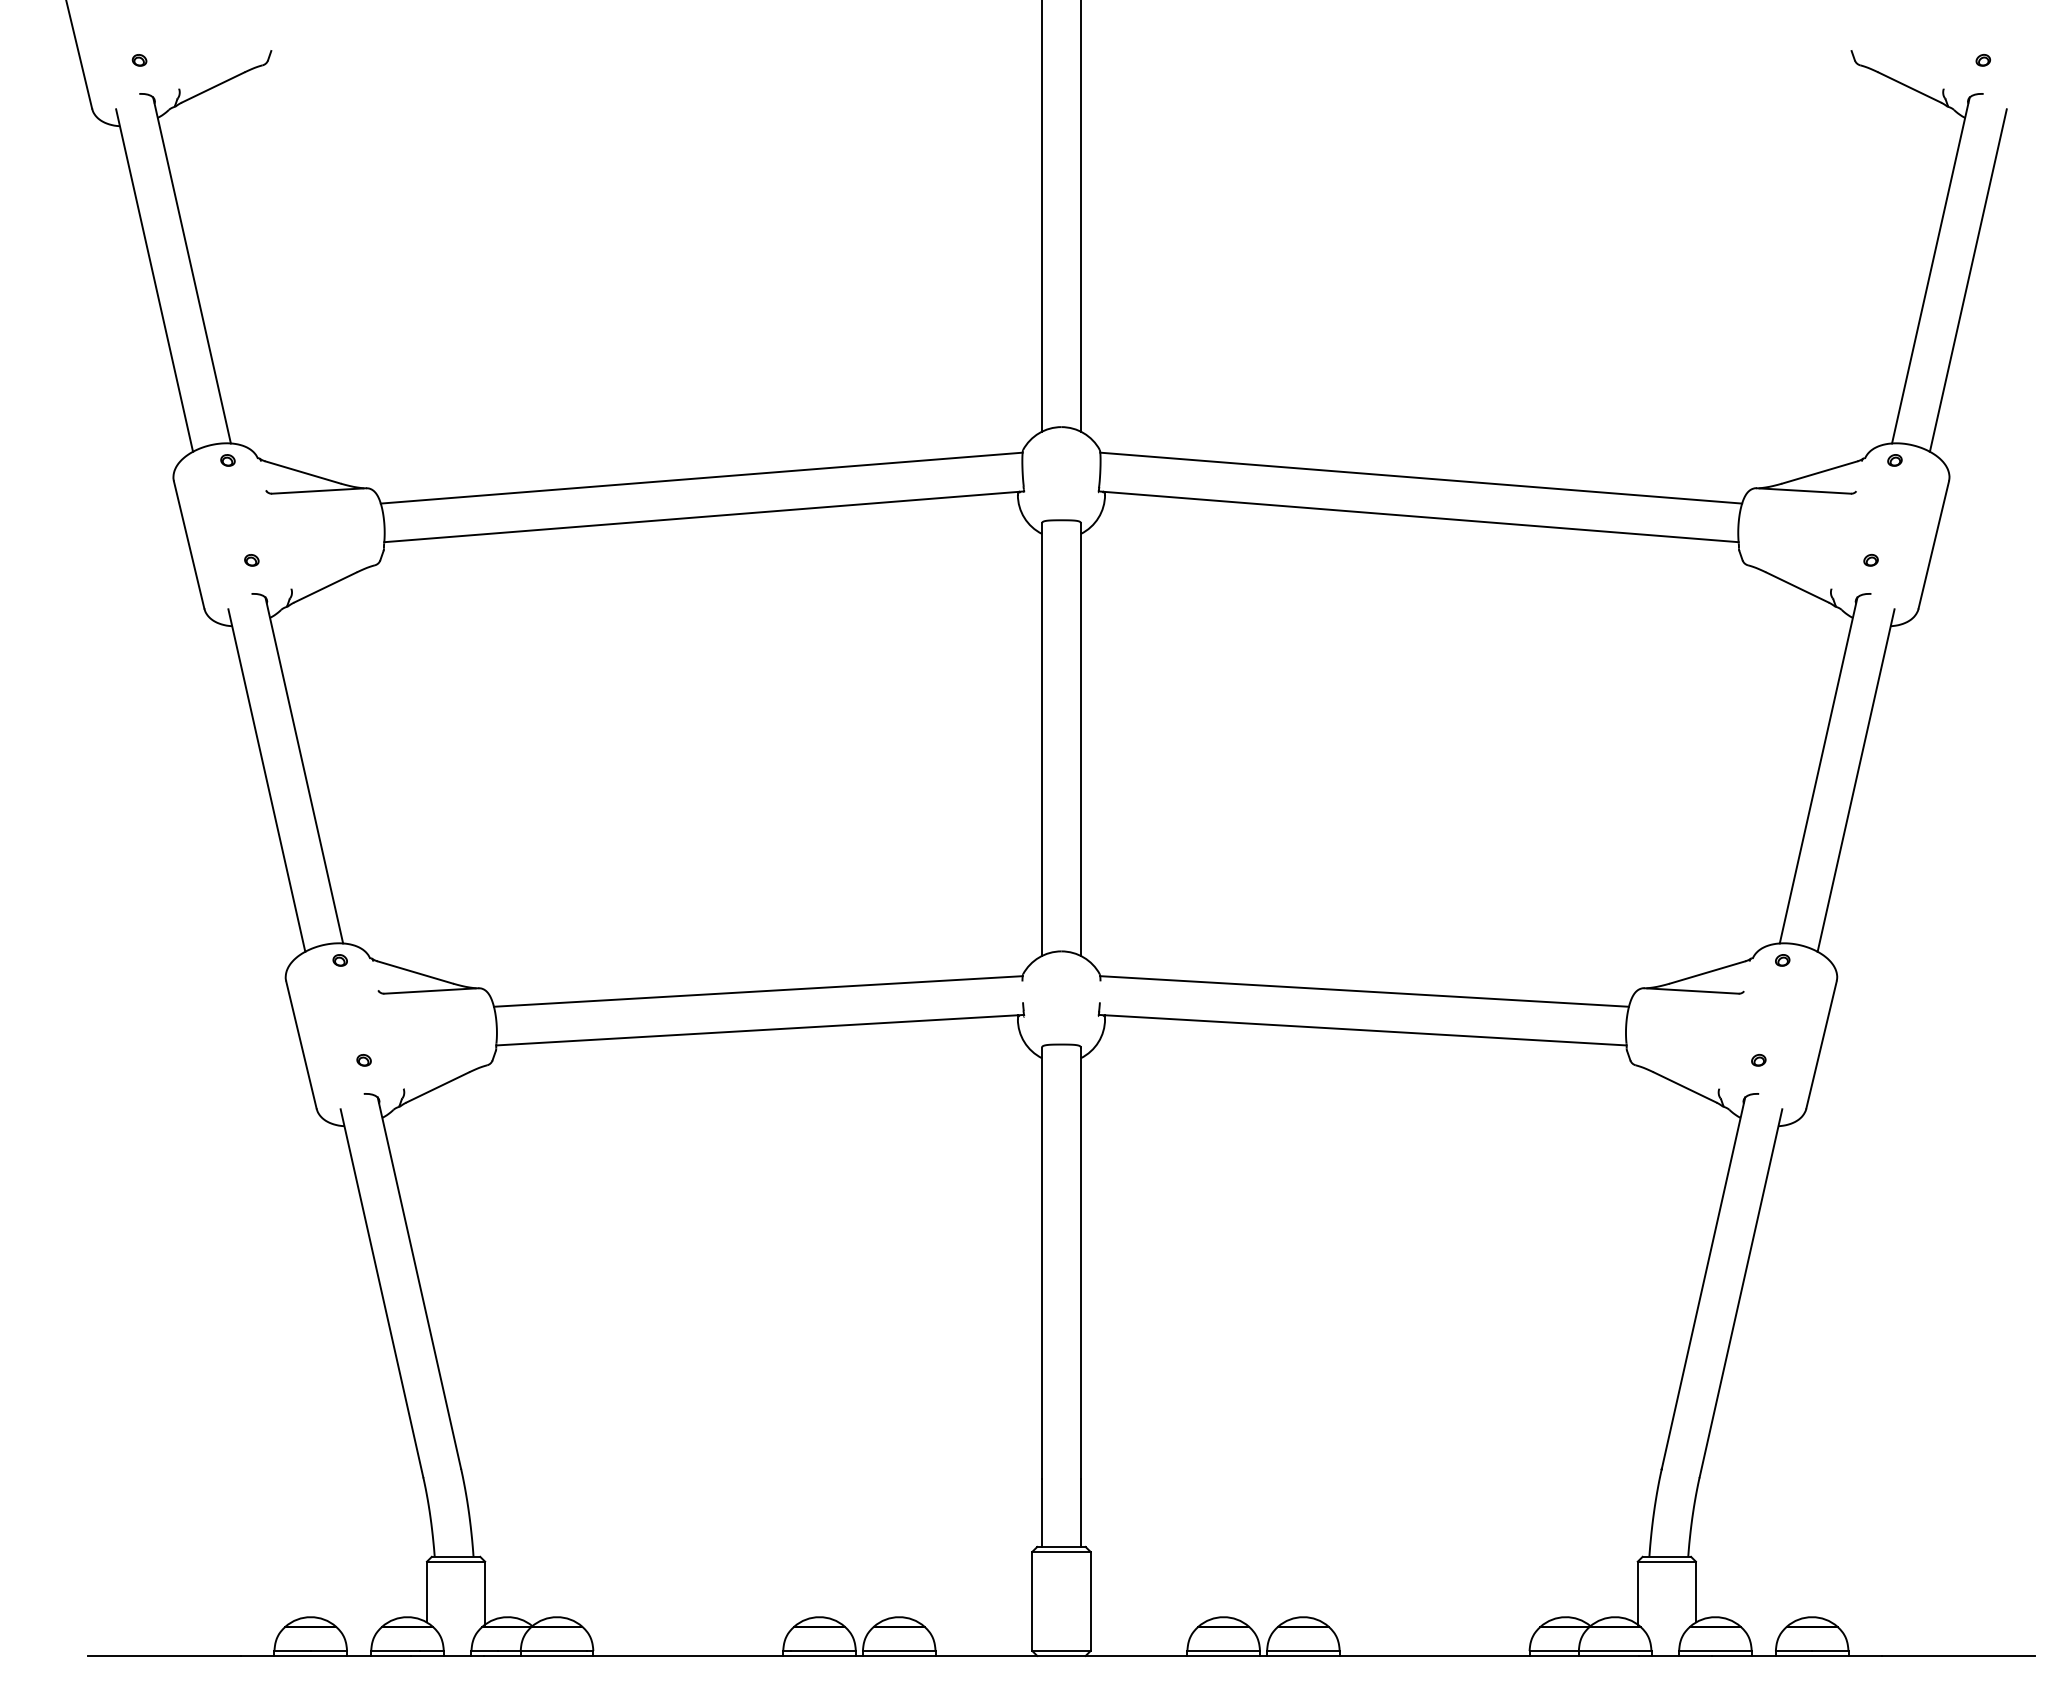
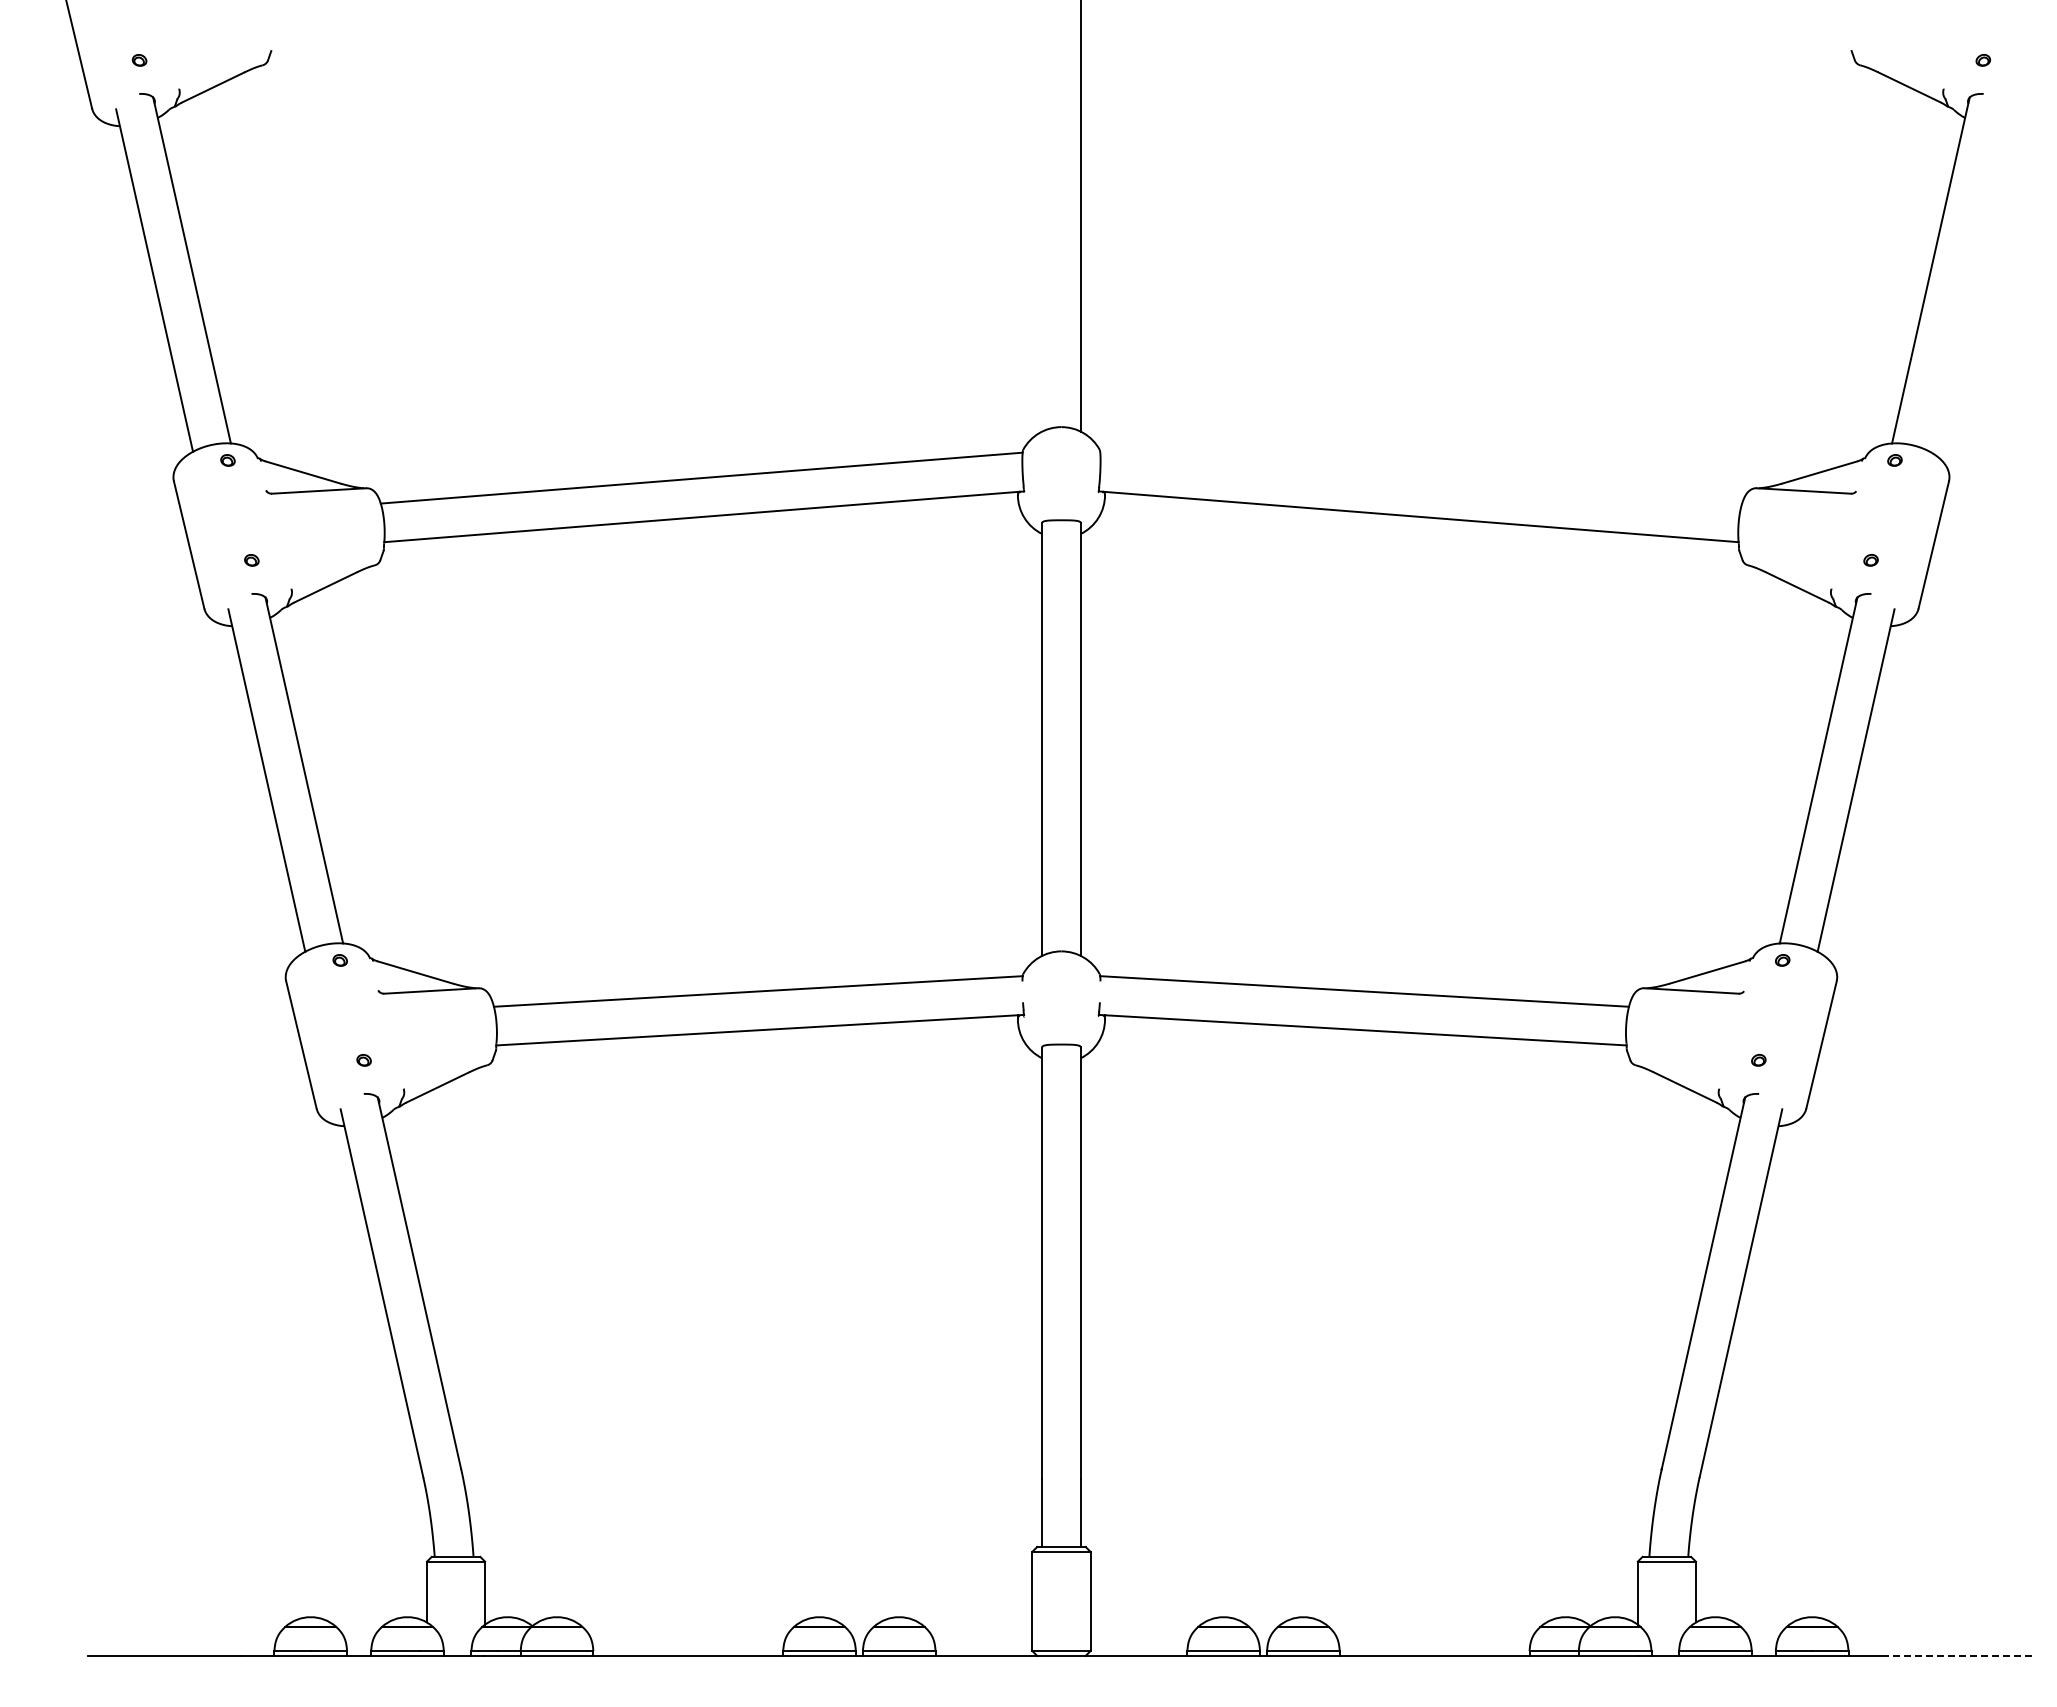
line: present -> none (1042, 216)
line: present -> none (1967, 280)
line: present -> none (1421, 477)
line: solid -> dashed (1958, 1655)
